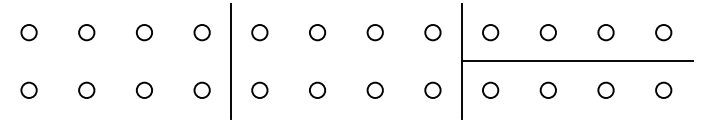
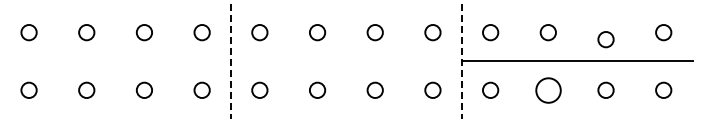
circle position: (605, 32) -> (605, 39) (605, 39)
line: solid -> dashed (231, 61)
line: solid -> dashed (461, 61)
circle size: 18x18 px -> 27x27 px (548, 90)
